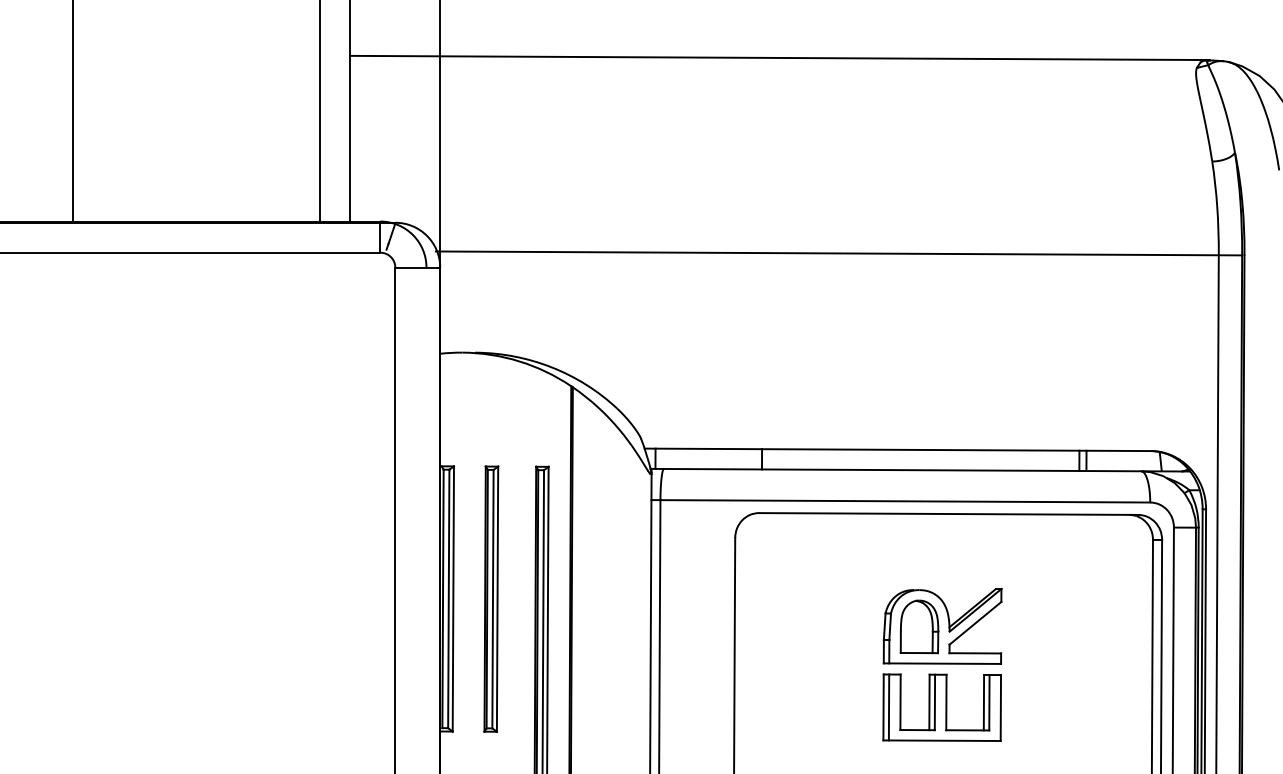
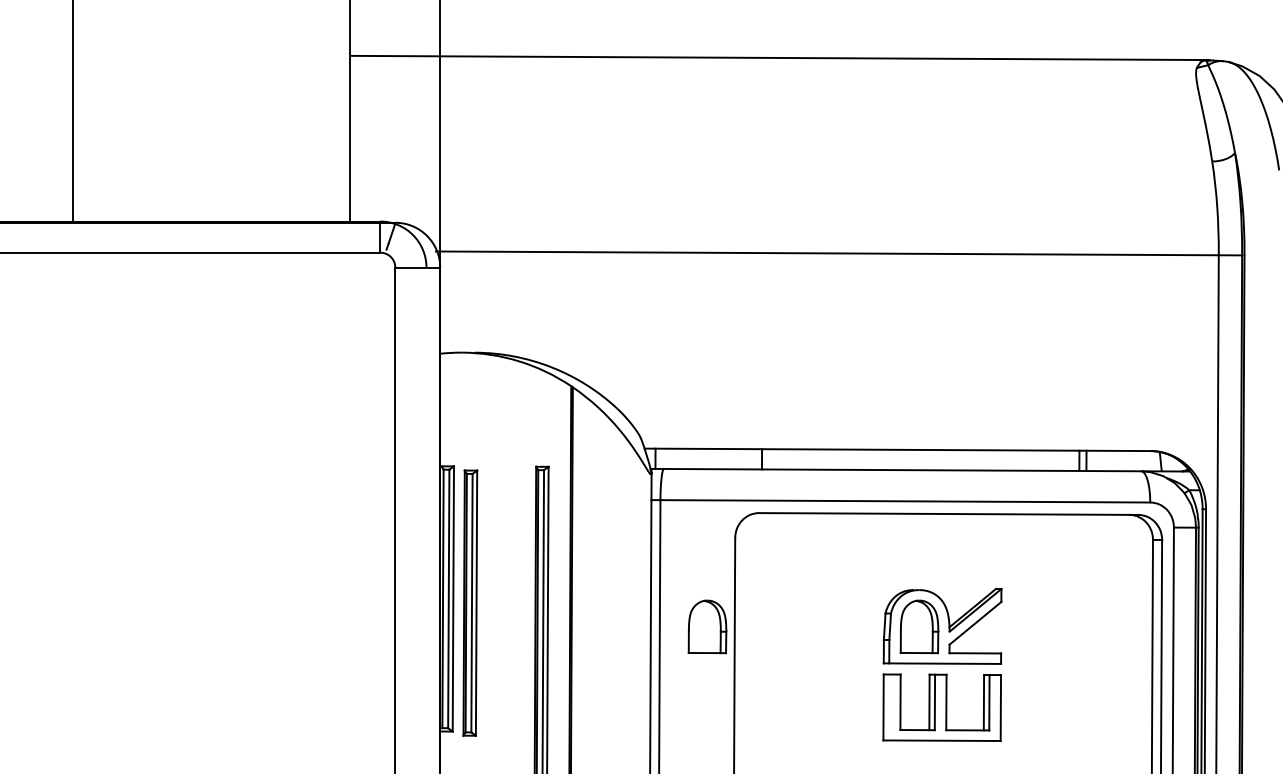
line: present -> none (320, 111)
part position: (491, 598) -> (470, 602) (470, 602)
part: none -> present (707, 626)
line: present -> none (888, 707)
